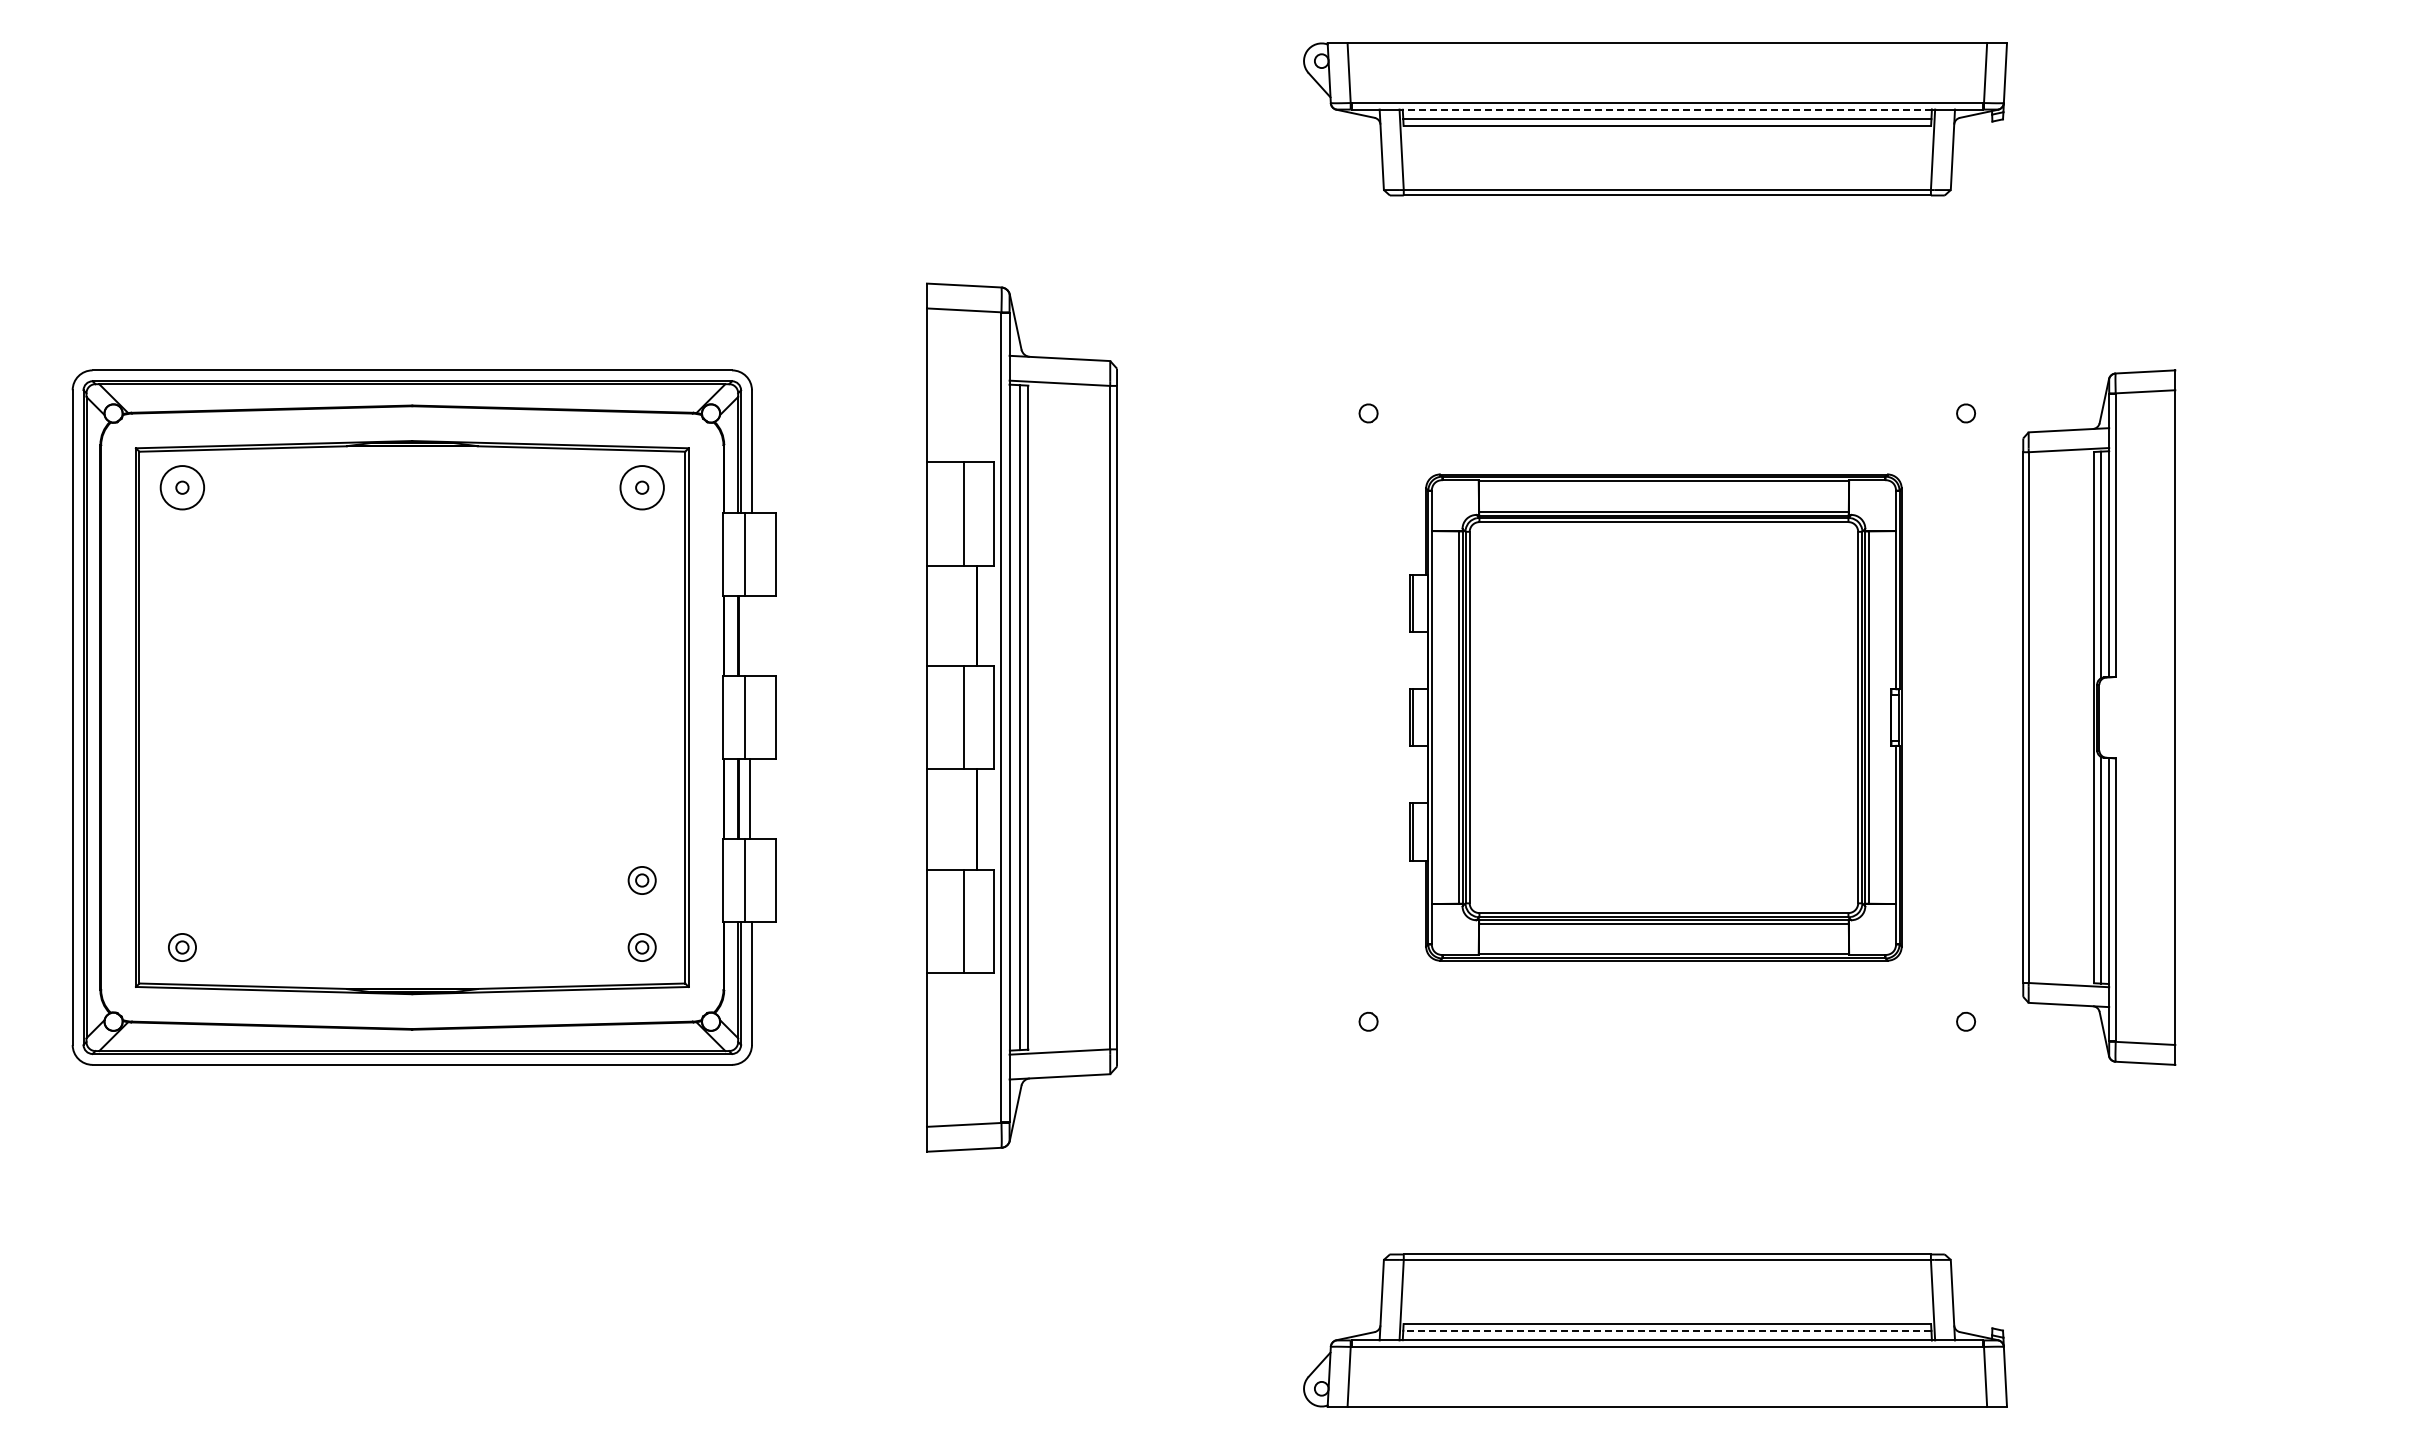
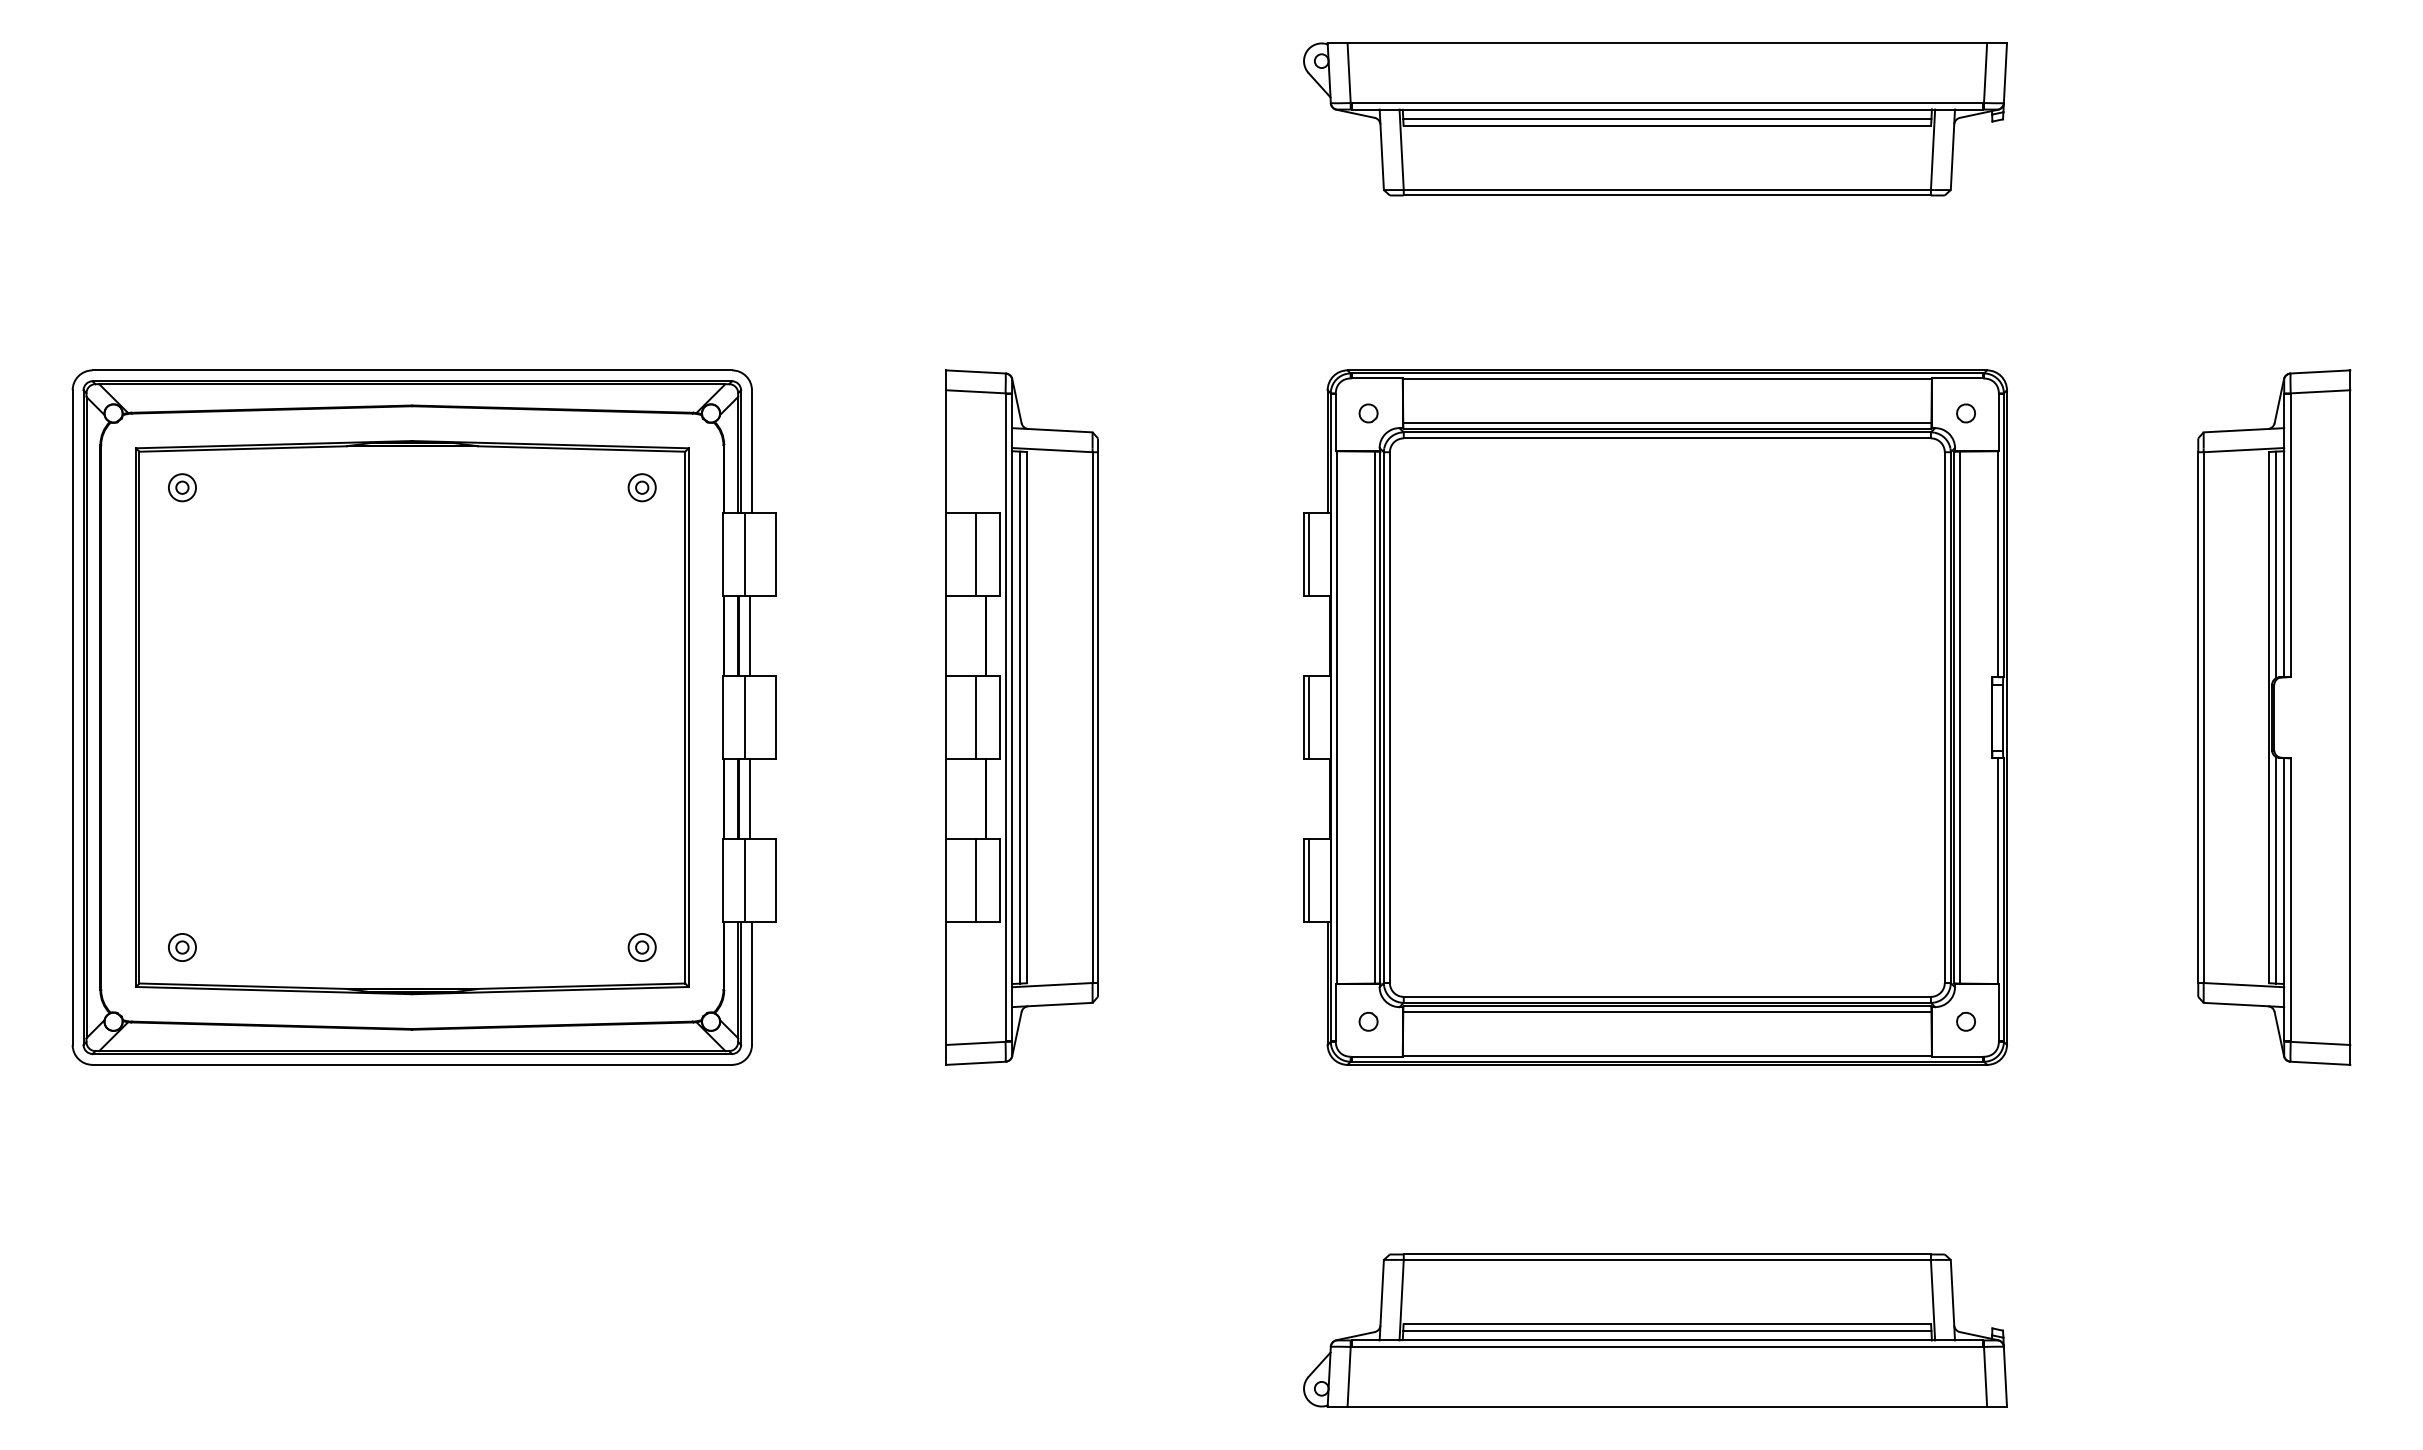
line: dashed -> solid (1667, 109)
circle diameter: 43 px -> 27 px (182, 487)
circle diameter: 43 px -> 27 px (641, 487)
line: none -> present (749, 636)
part size: 192x871 px -> 154x697 px (1021, 717)
part size: 494x489 px -> 706x697 px (1655, 717)
part position: (2099, 717) -> (2274, 717) (2274, 717)
part: present -> none (641, 880)
line: dashed -> solid (1666, 1330)
